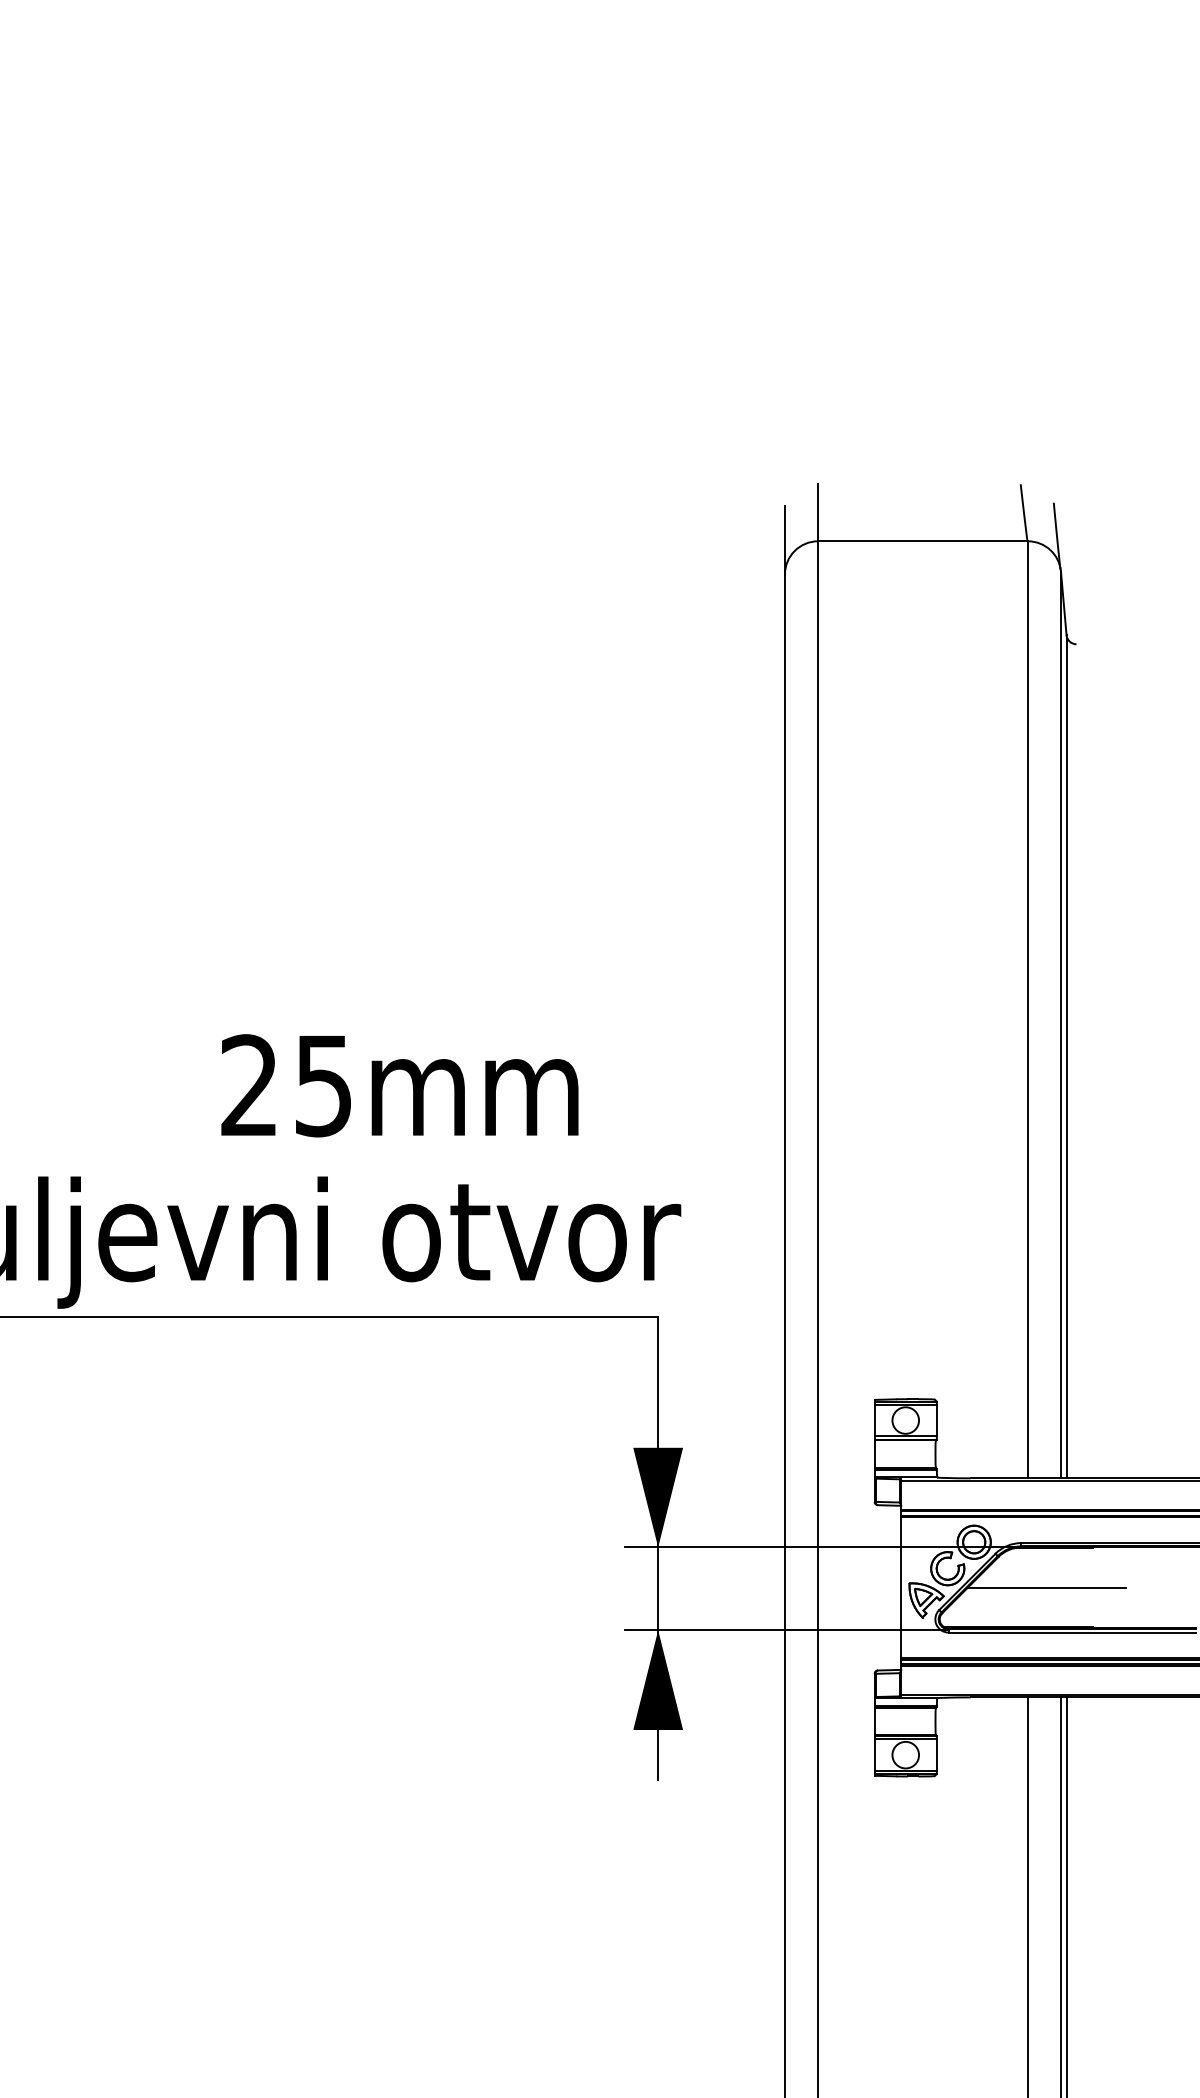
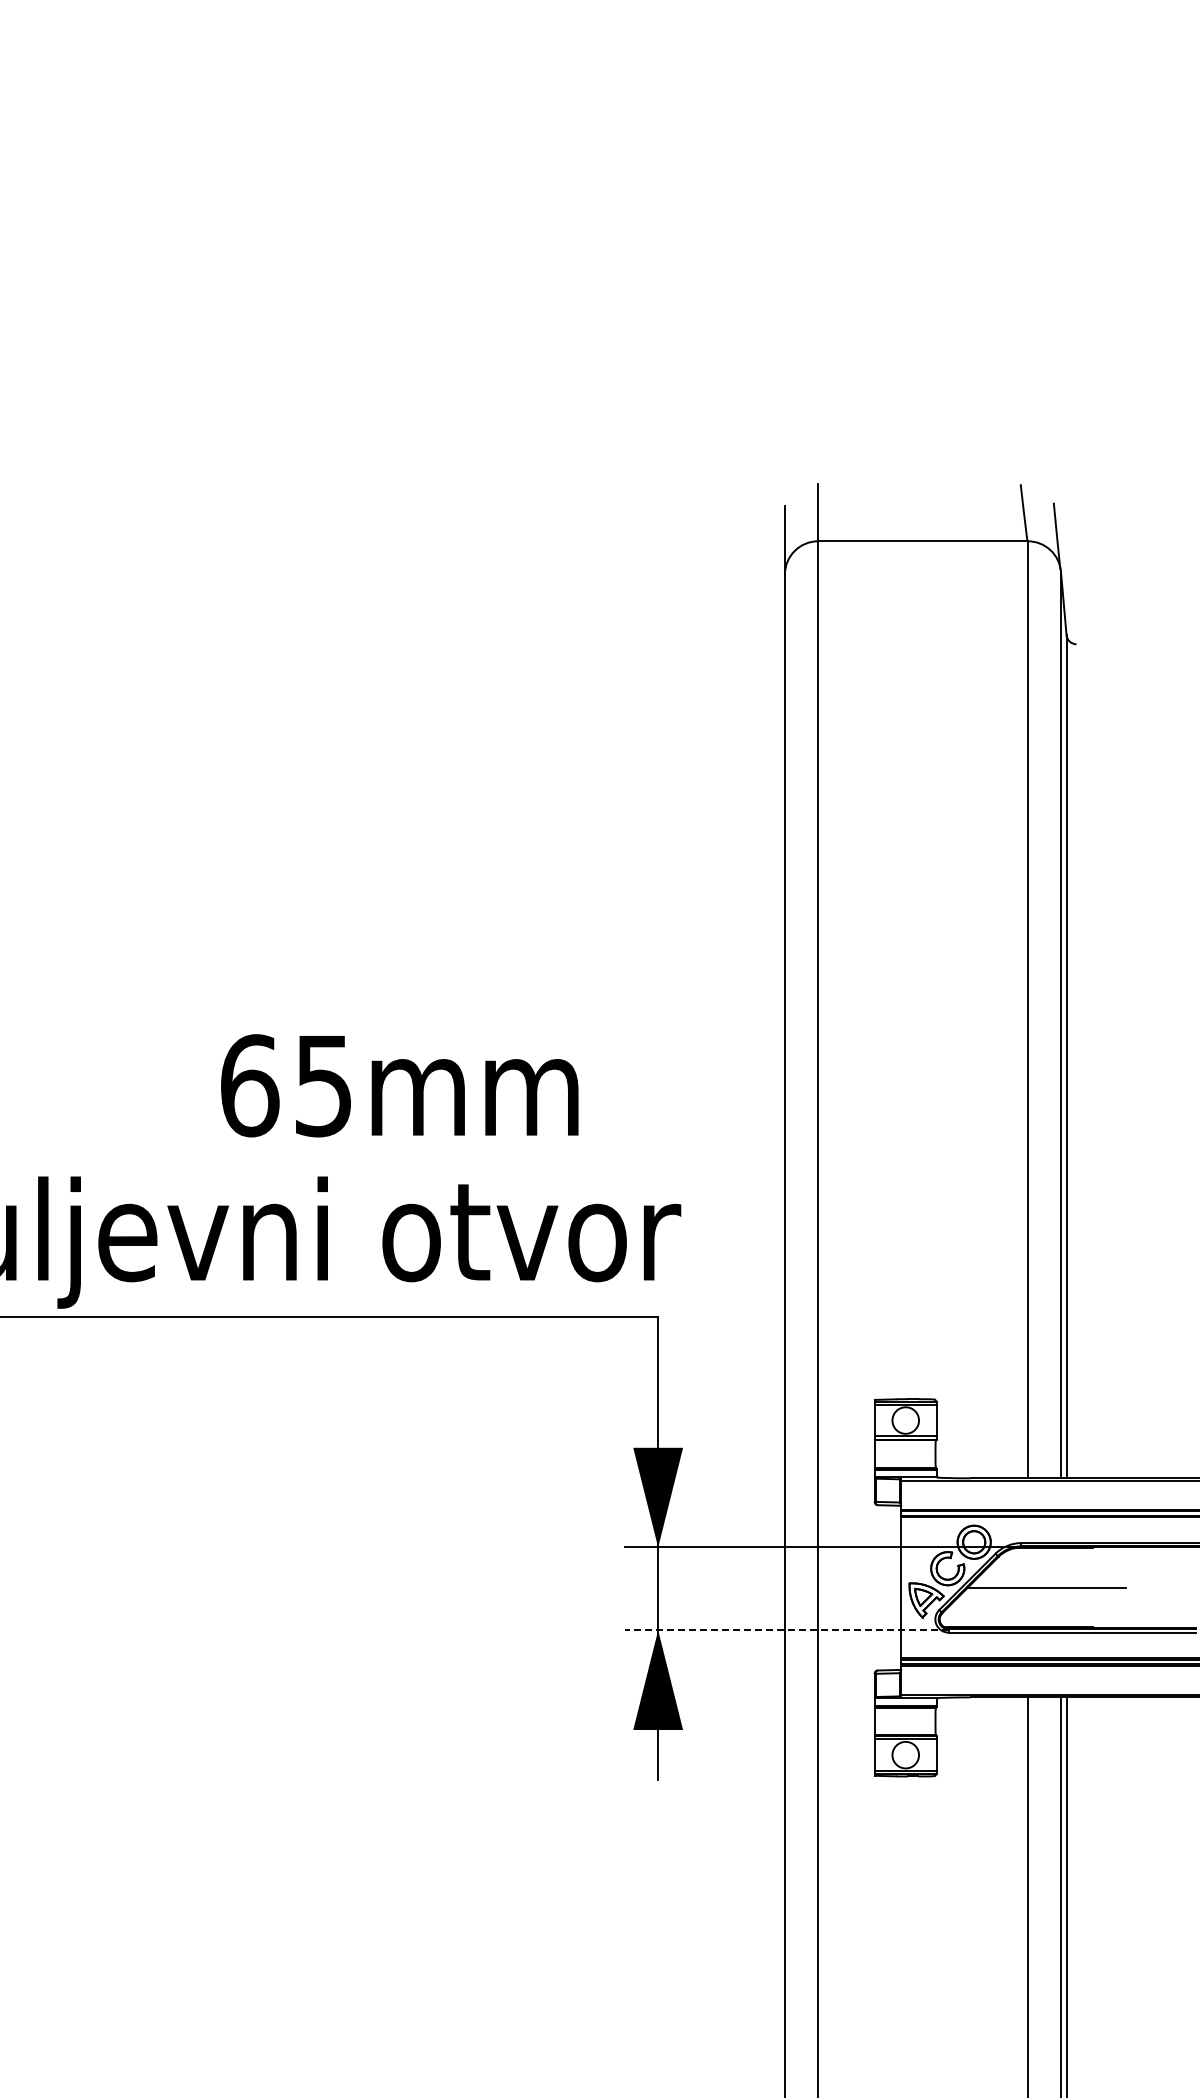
text: 25mm -> 65mm (250, 1085)
line: solid -> dashed (786, 1630)
